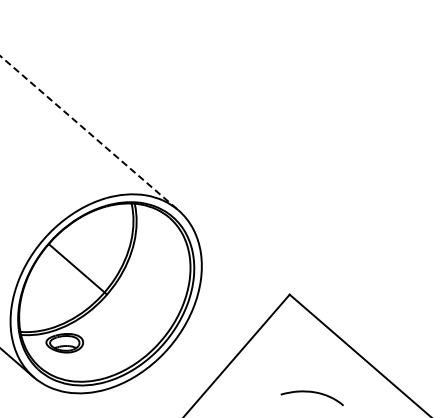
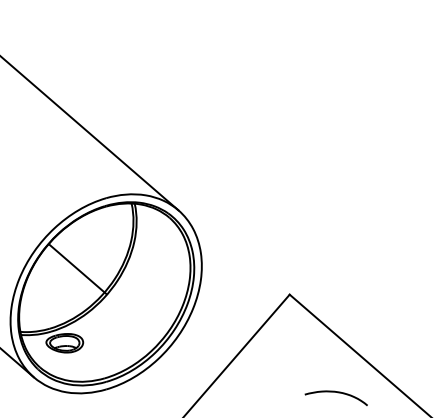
line: dashed -> solid (89, 133)
curve position: (313, 393) -> (337, 393) (337, 393)
